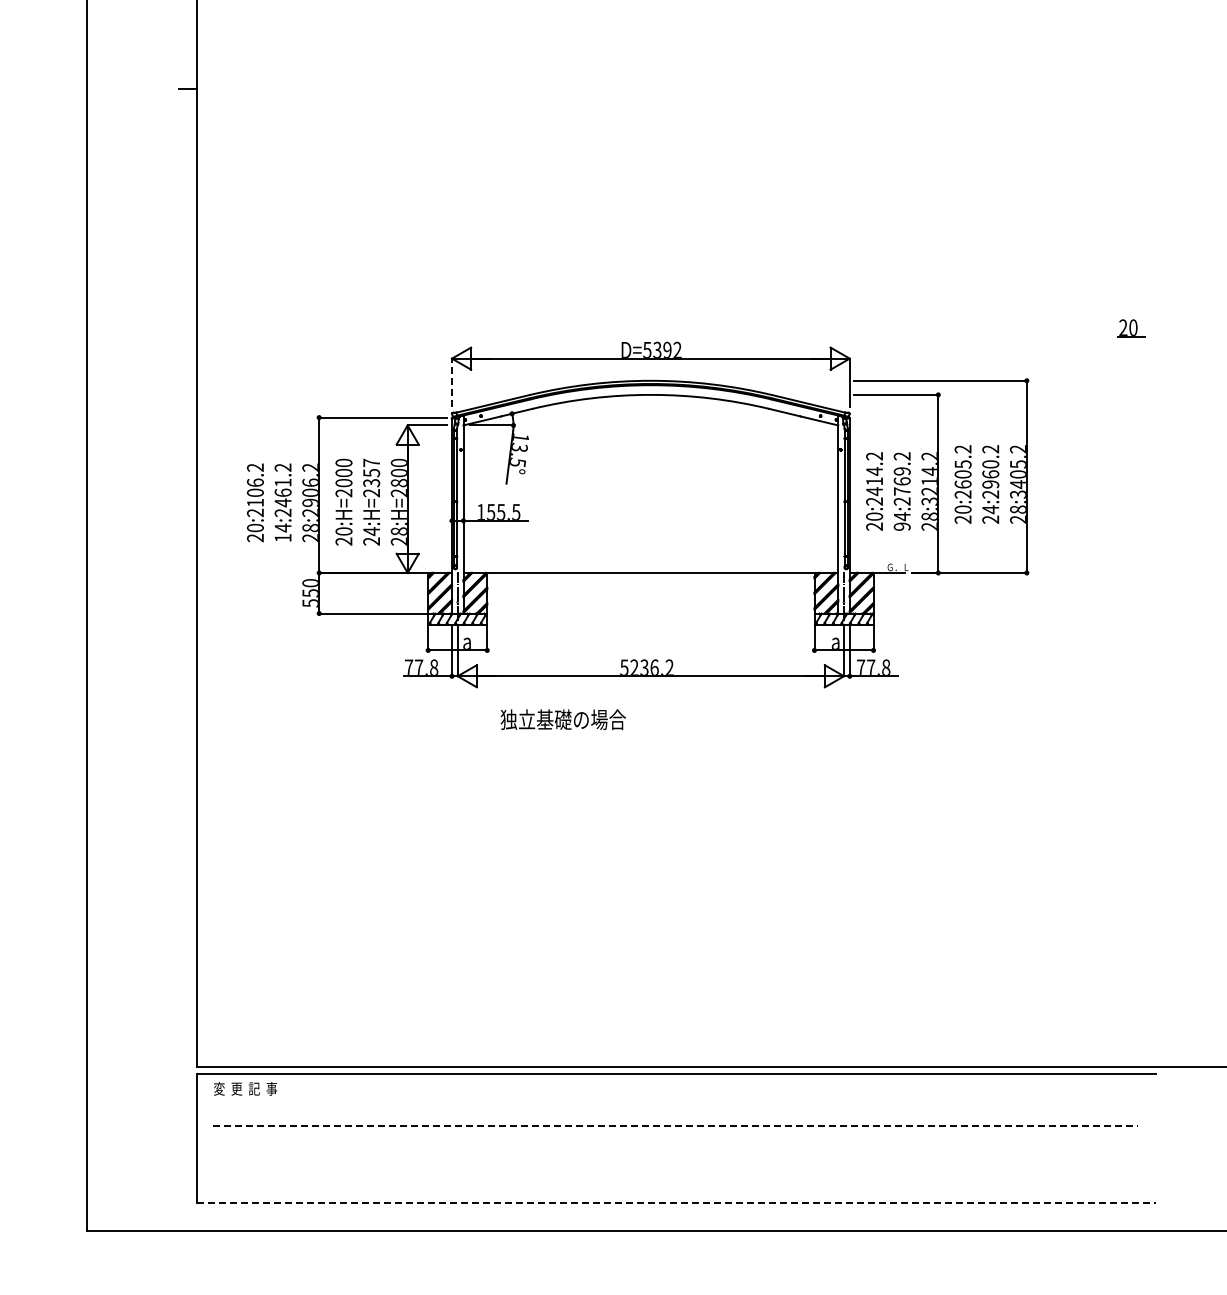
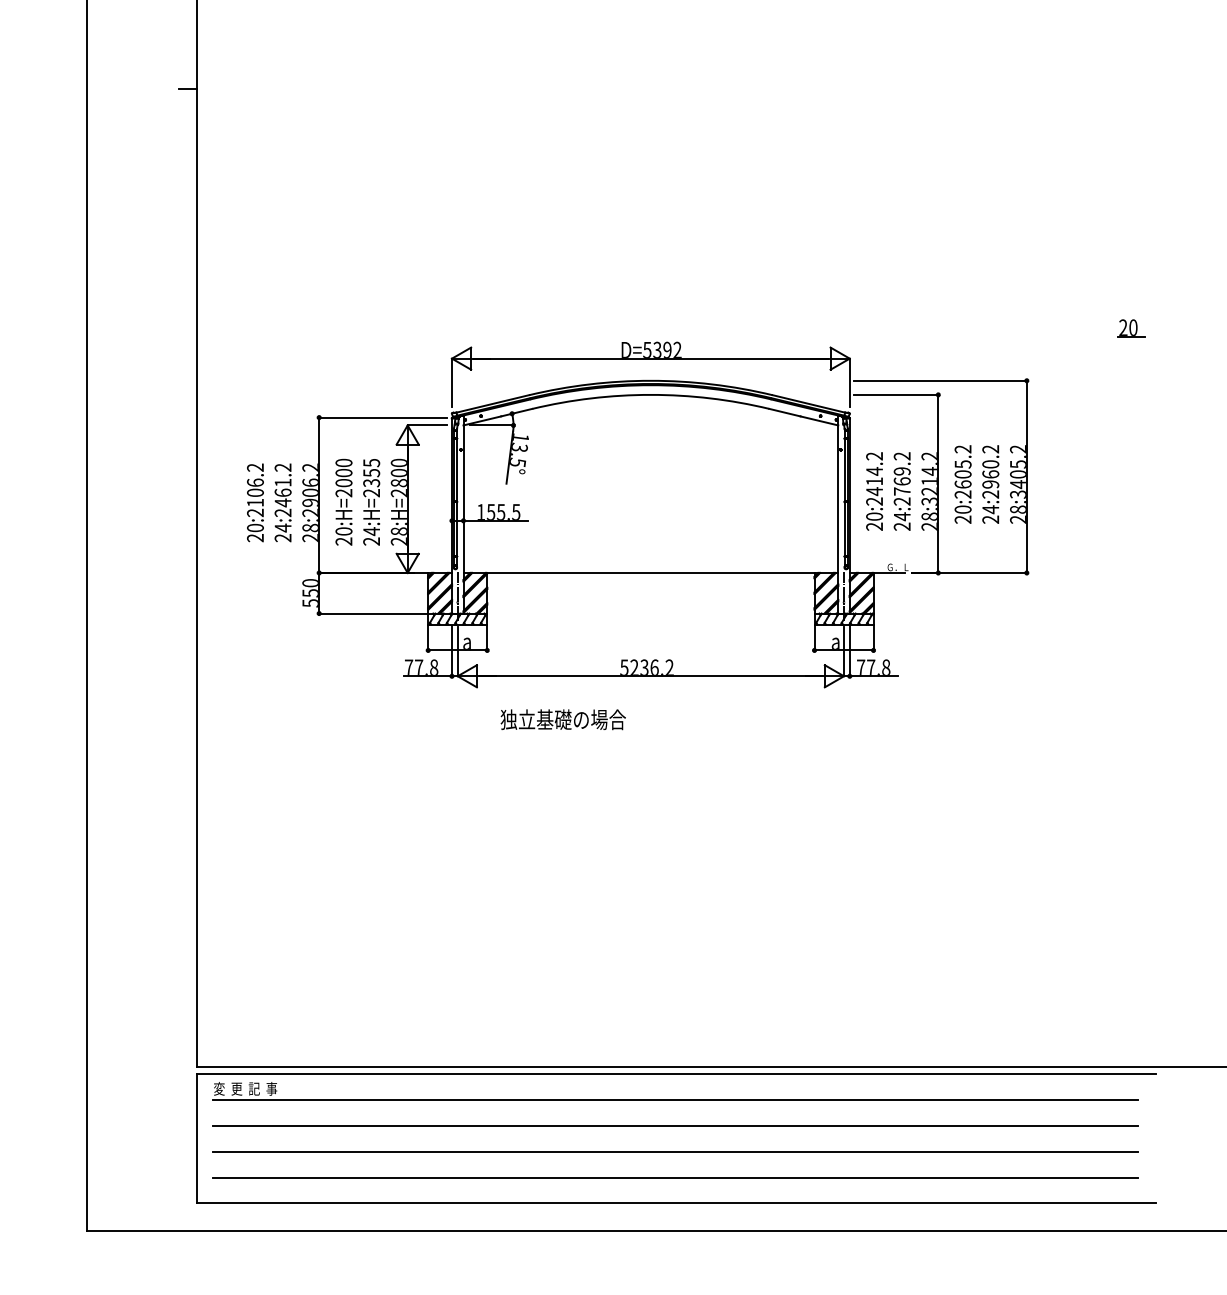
line: dashed -> solid (451, 382)
text: 24:H=2357 -> 24:H=2355 (371, 462)
text: 94:2769.2 -> 24:2769.2 (902, 526)
text: 14:2461.2 -> 24:2461.2 (282, 538)
line: none -> present (674, 1100)
line: dashed -> solid (675, 1125)
line: none -> present (674, 1151)
line: none -> present (674, 1177)
line: dashed -> solid (676, 1203)
